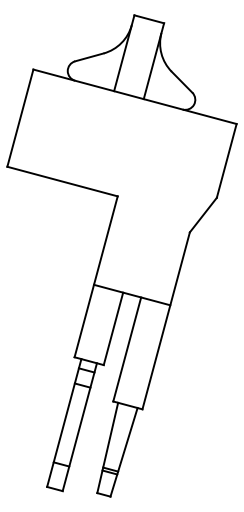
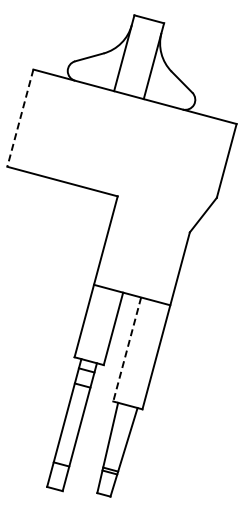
line: solid -> dashed (20, 118)
line: solid -> dashed (127, 349)
